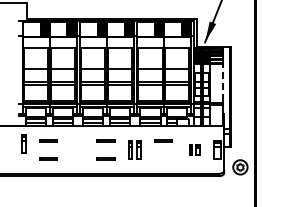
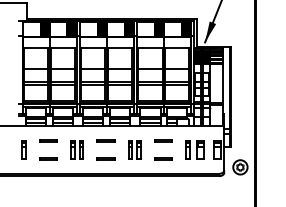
line: dashed -> solid (223, 83)
part position: (23, 143) -> (23, 149) (23, 149)
part: none -> present (76, 149)
part size: 12x12 px -> 20x20 px (194, 149)
line: none -> present (163, 158)
